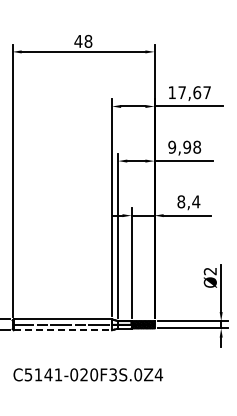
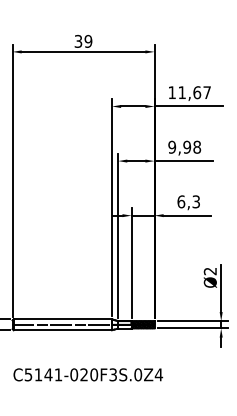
text: 48 -> 39 (83, 40)
text: 17,67 -> 11,67 (181, 92)
text: 8,4 -> 6,3 (188, 201)
line: dashed -> solid (63, 330)
